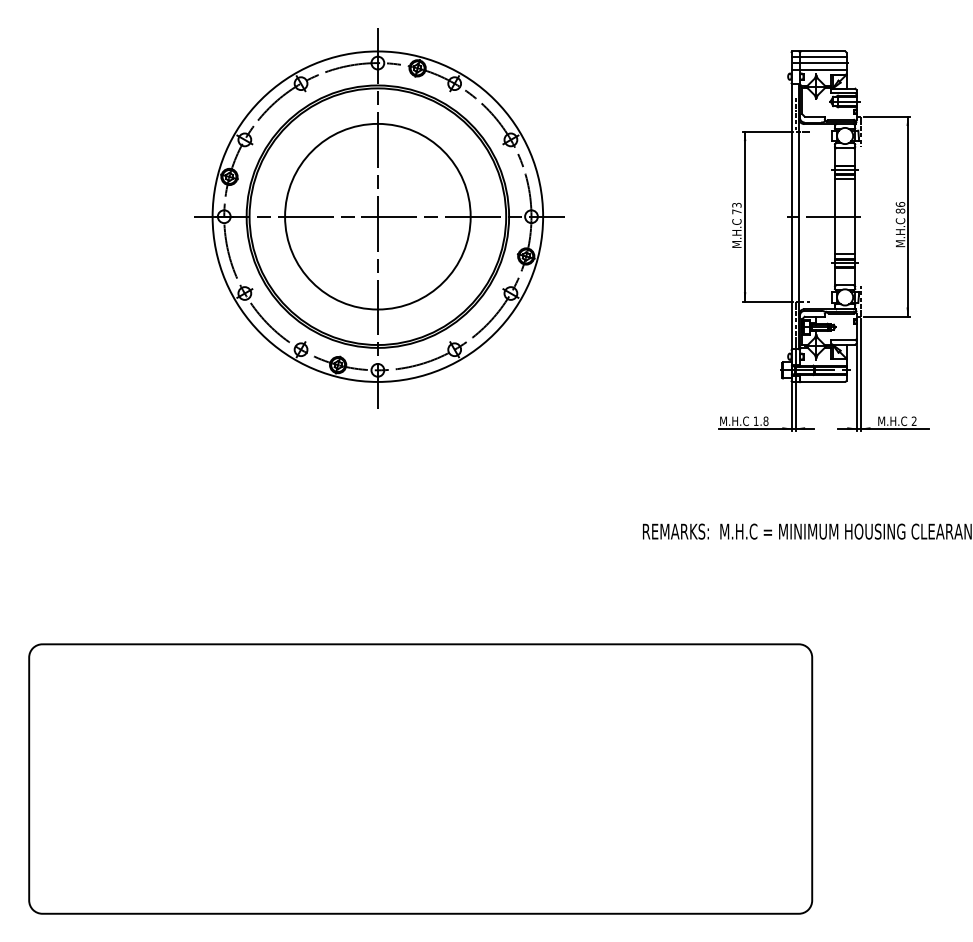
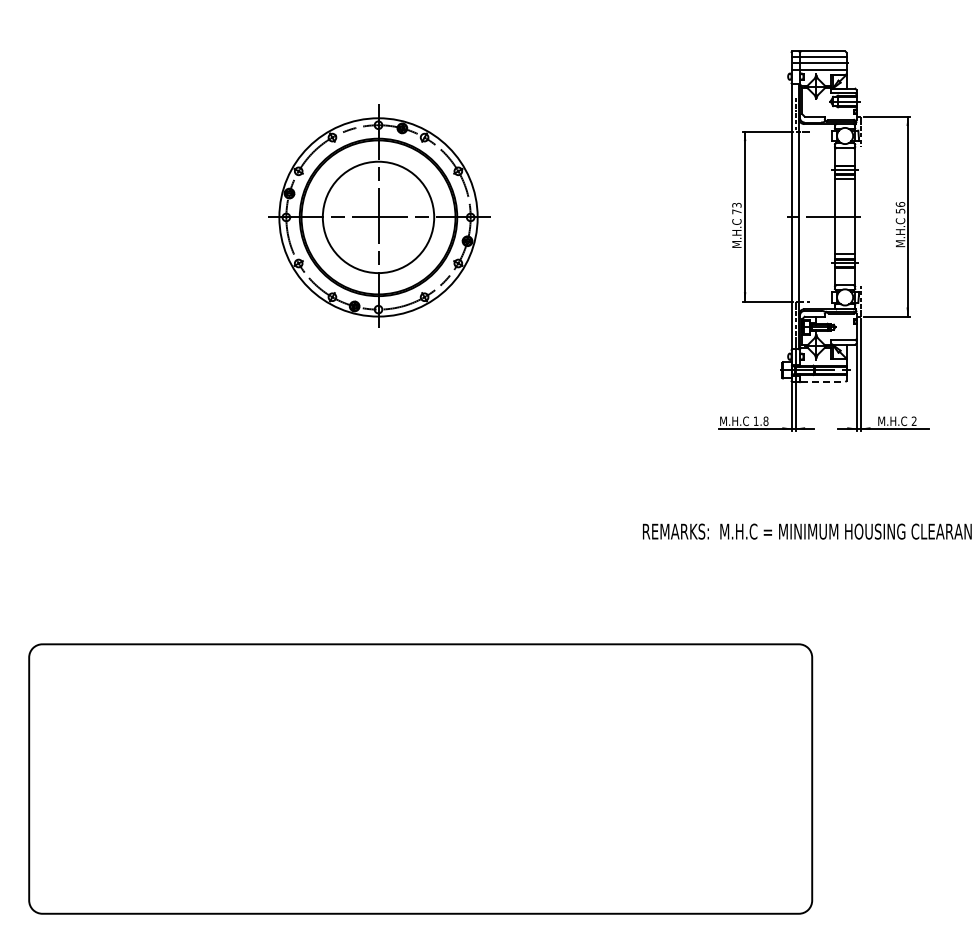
text: 86 -> 56 (900, 210)
part size: 371x381 px -> 223x224 px (379, 215)
line: solid -> dashed (823, 381)
